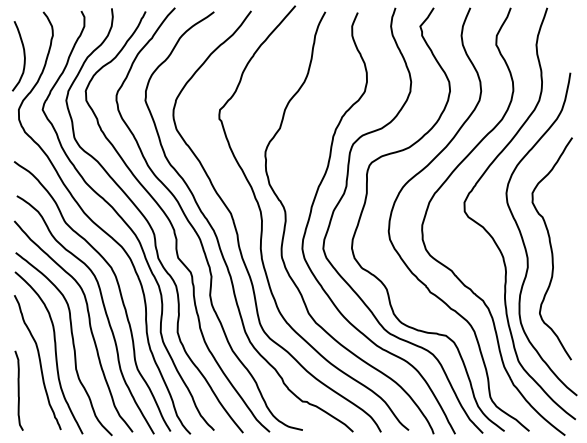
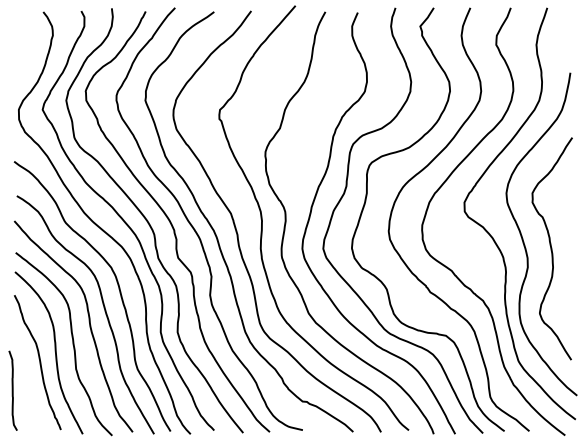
curve: present -> none (23, 56)
curve position: (18, 390) -> (12, 390) (12, 390)
